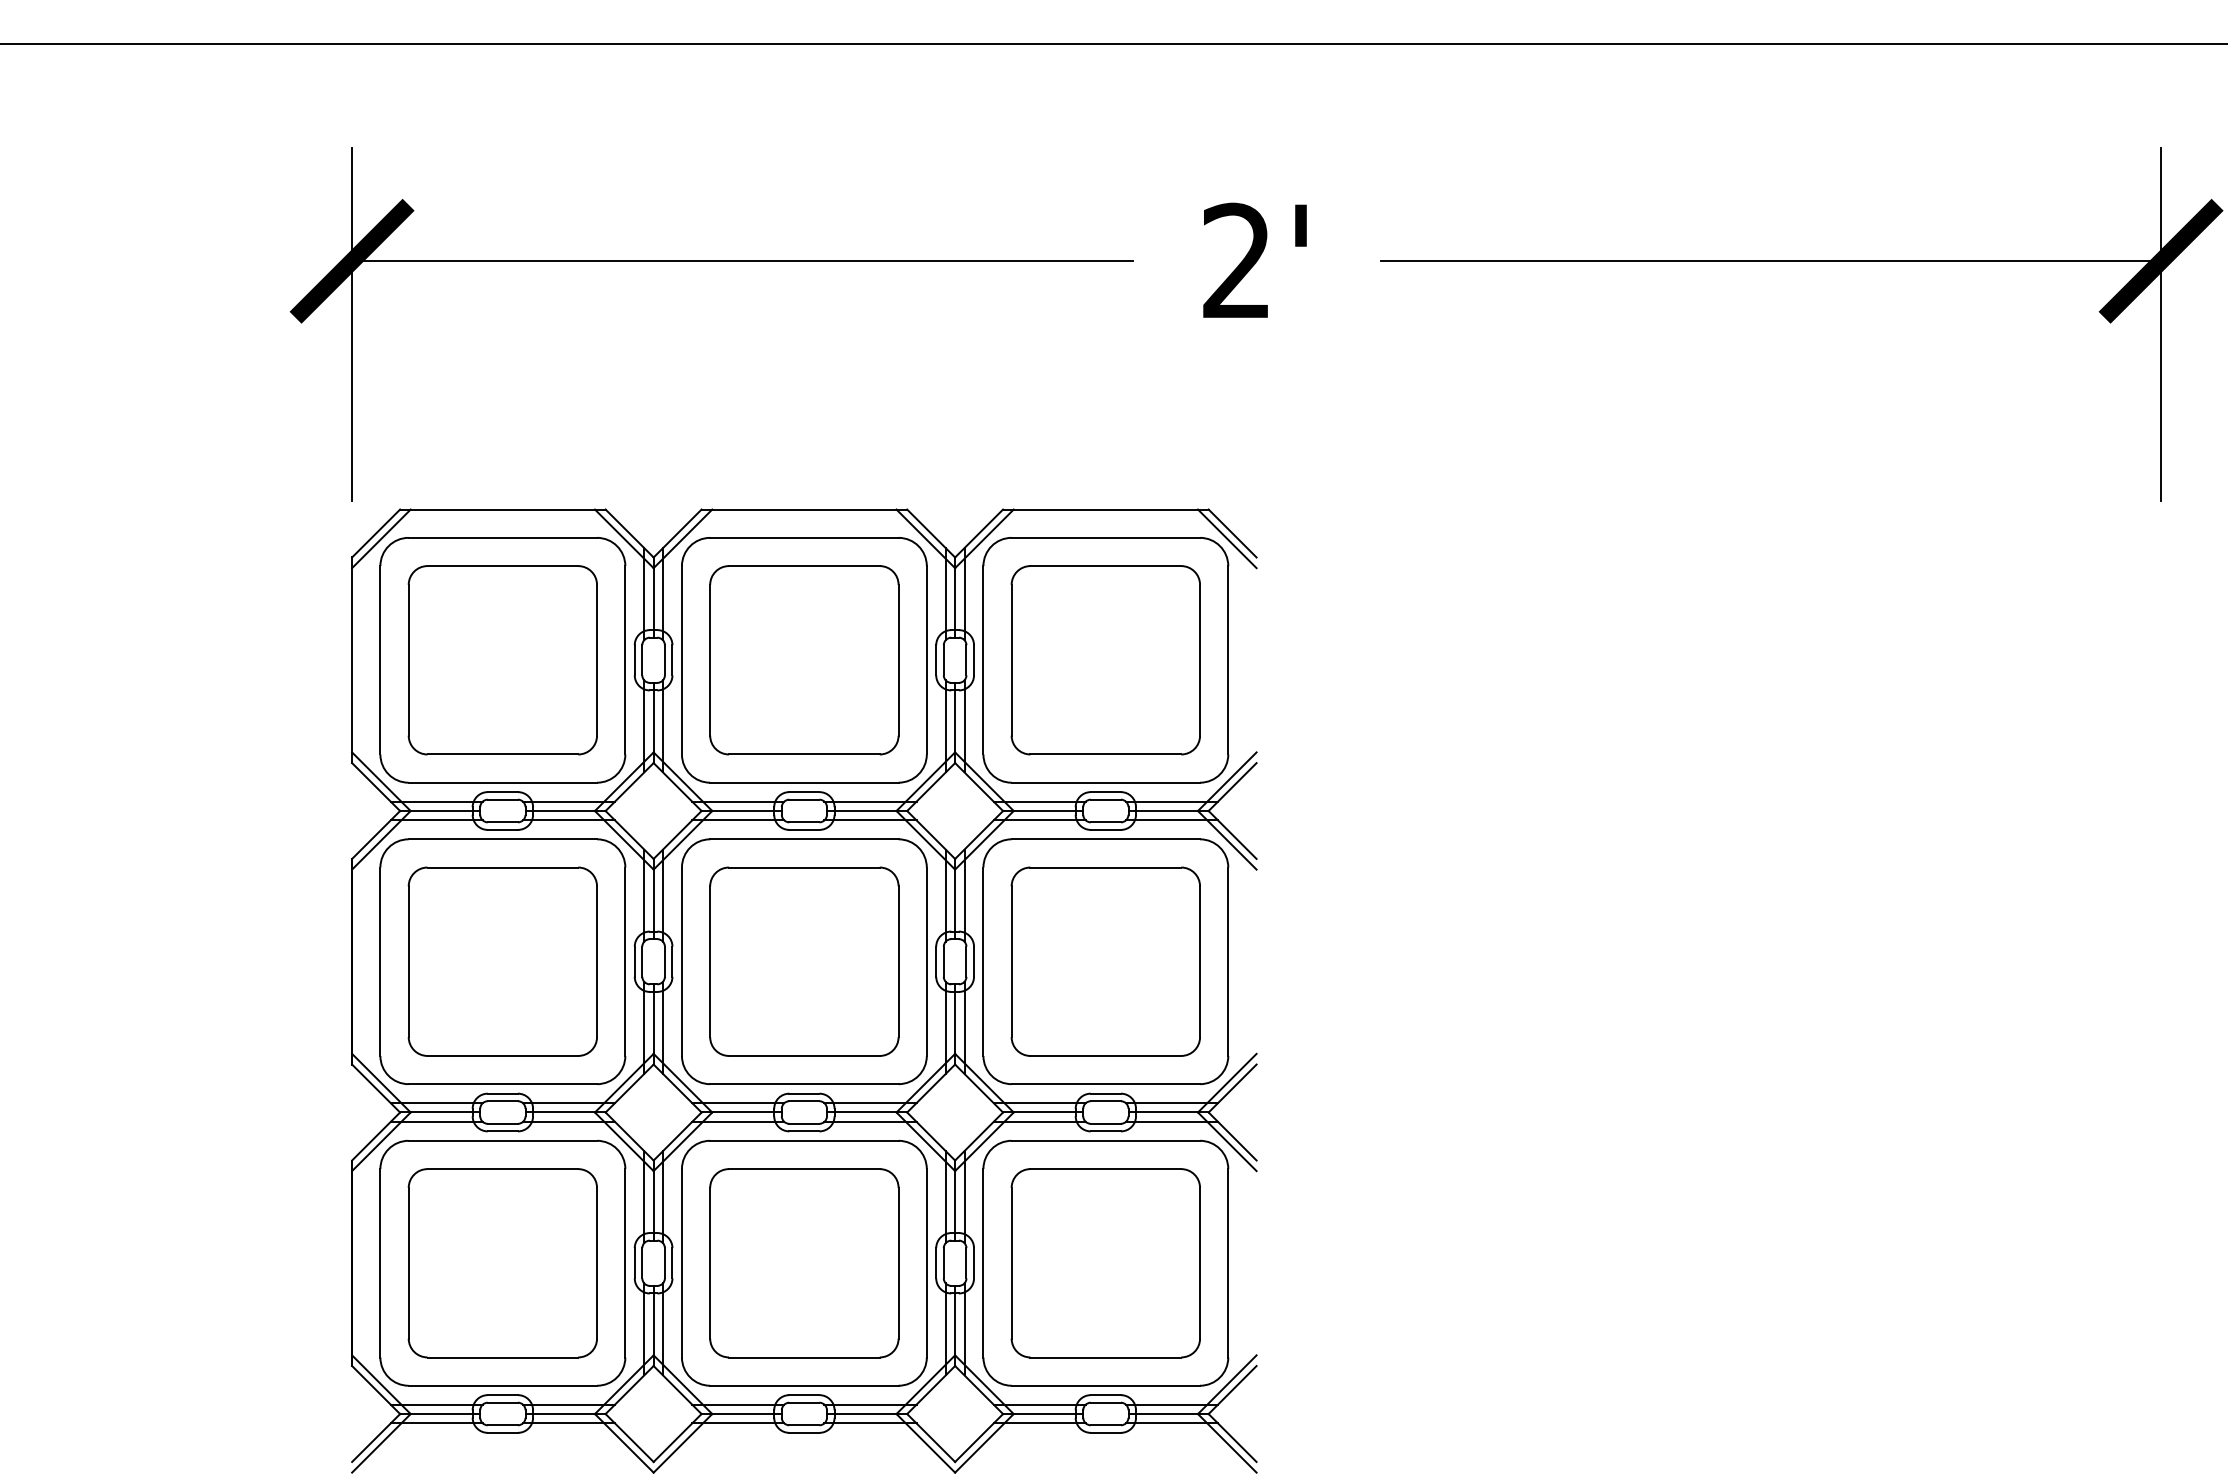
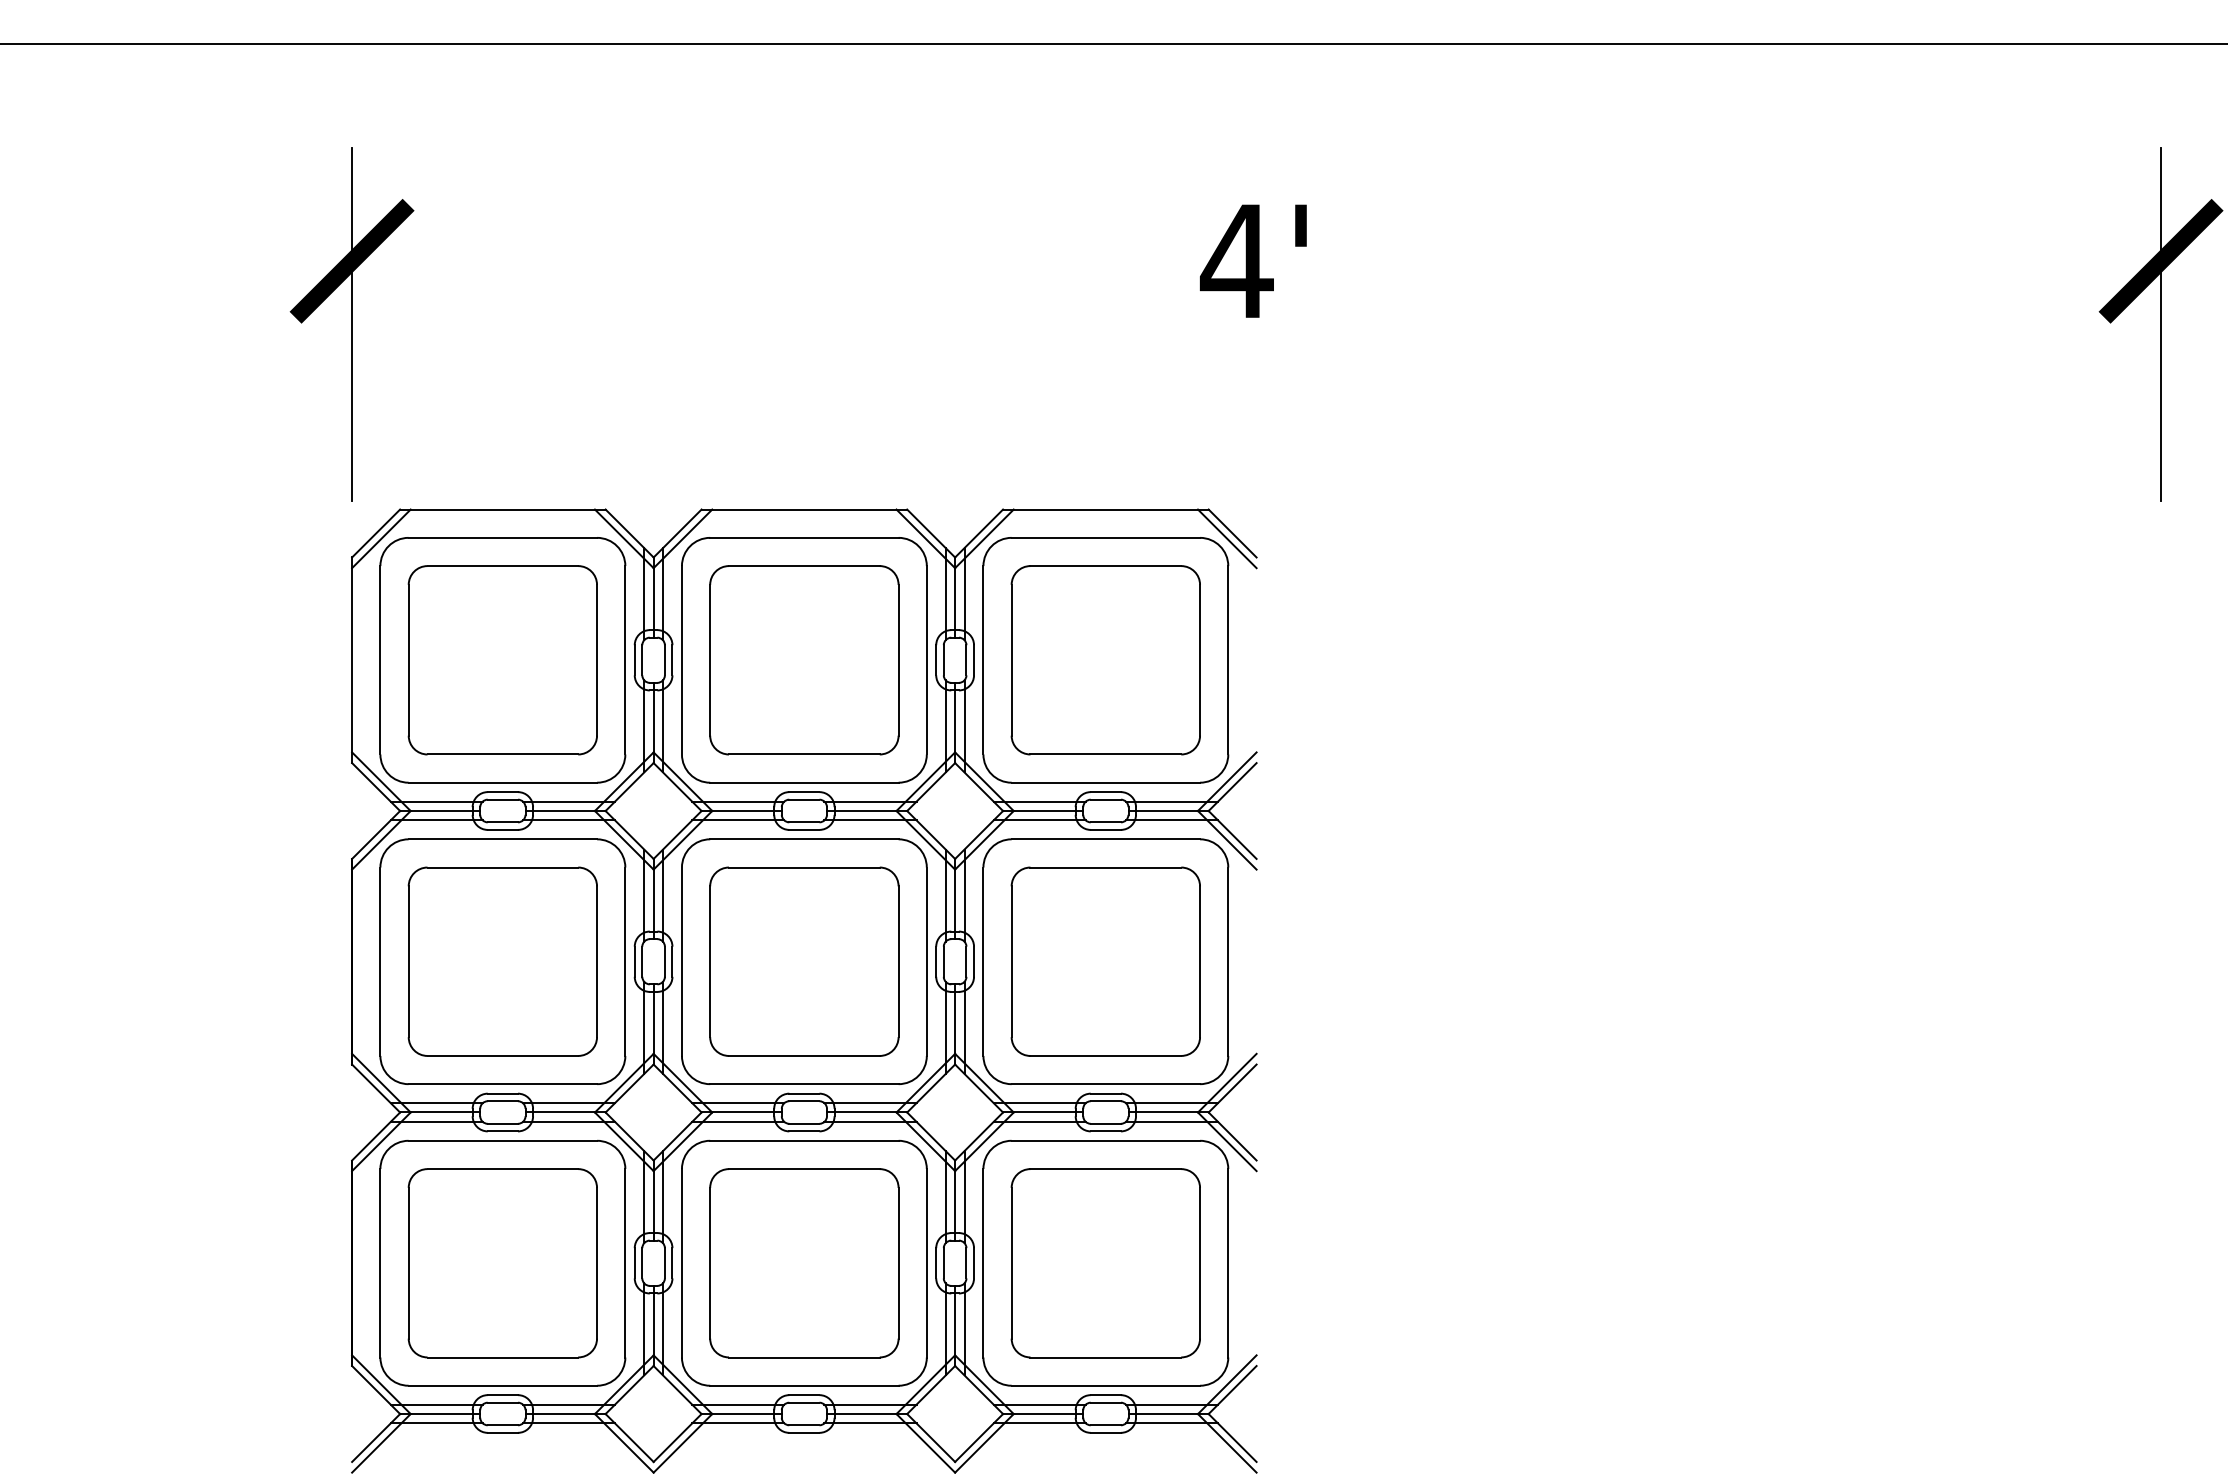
text: 2' -> 4' (1236, 259)
line: present -> none (742, 261)
line: present -> none (1770, 261)
